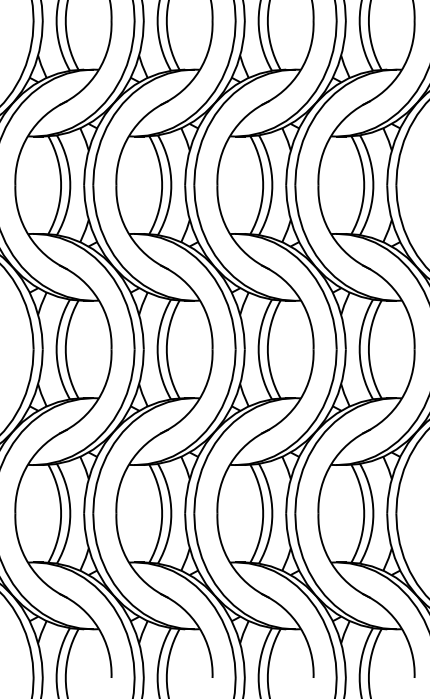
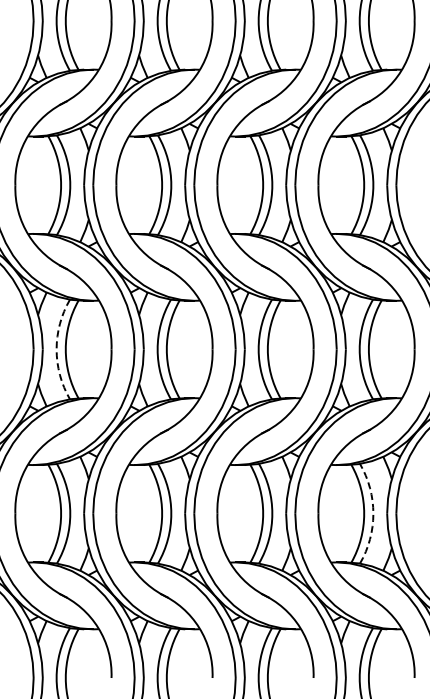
arc: solid -> dashed (56, 349)
arc: solid -> dashed (373, 513)
